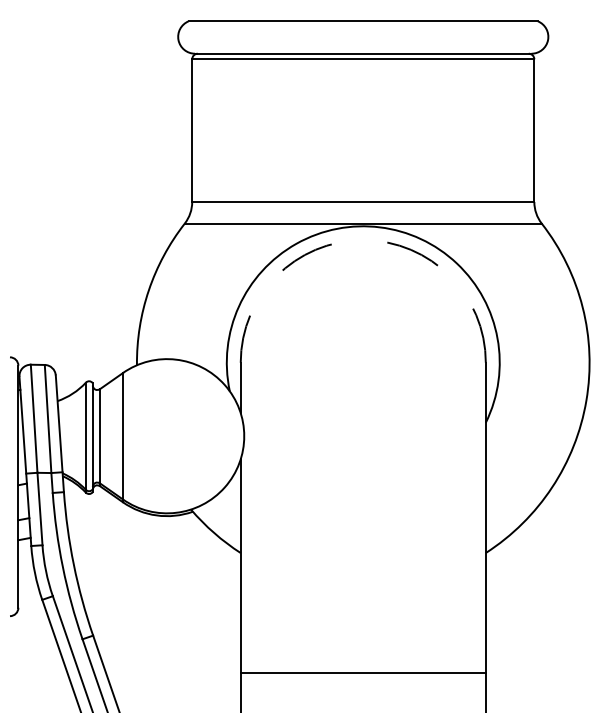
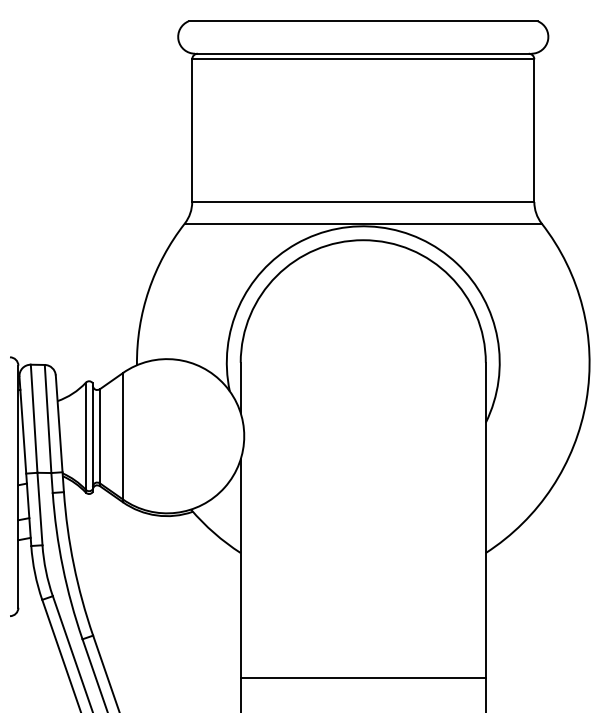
arc: dashed -> solid (363, 240)
line position: (362, 673) -> (362, 678) (362, 678)
